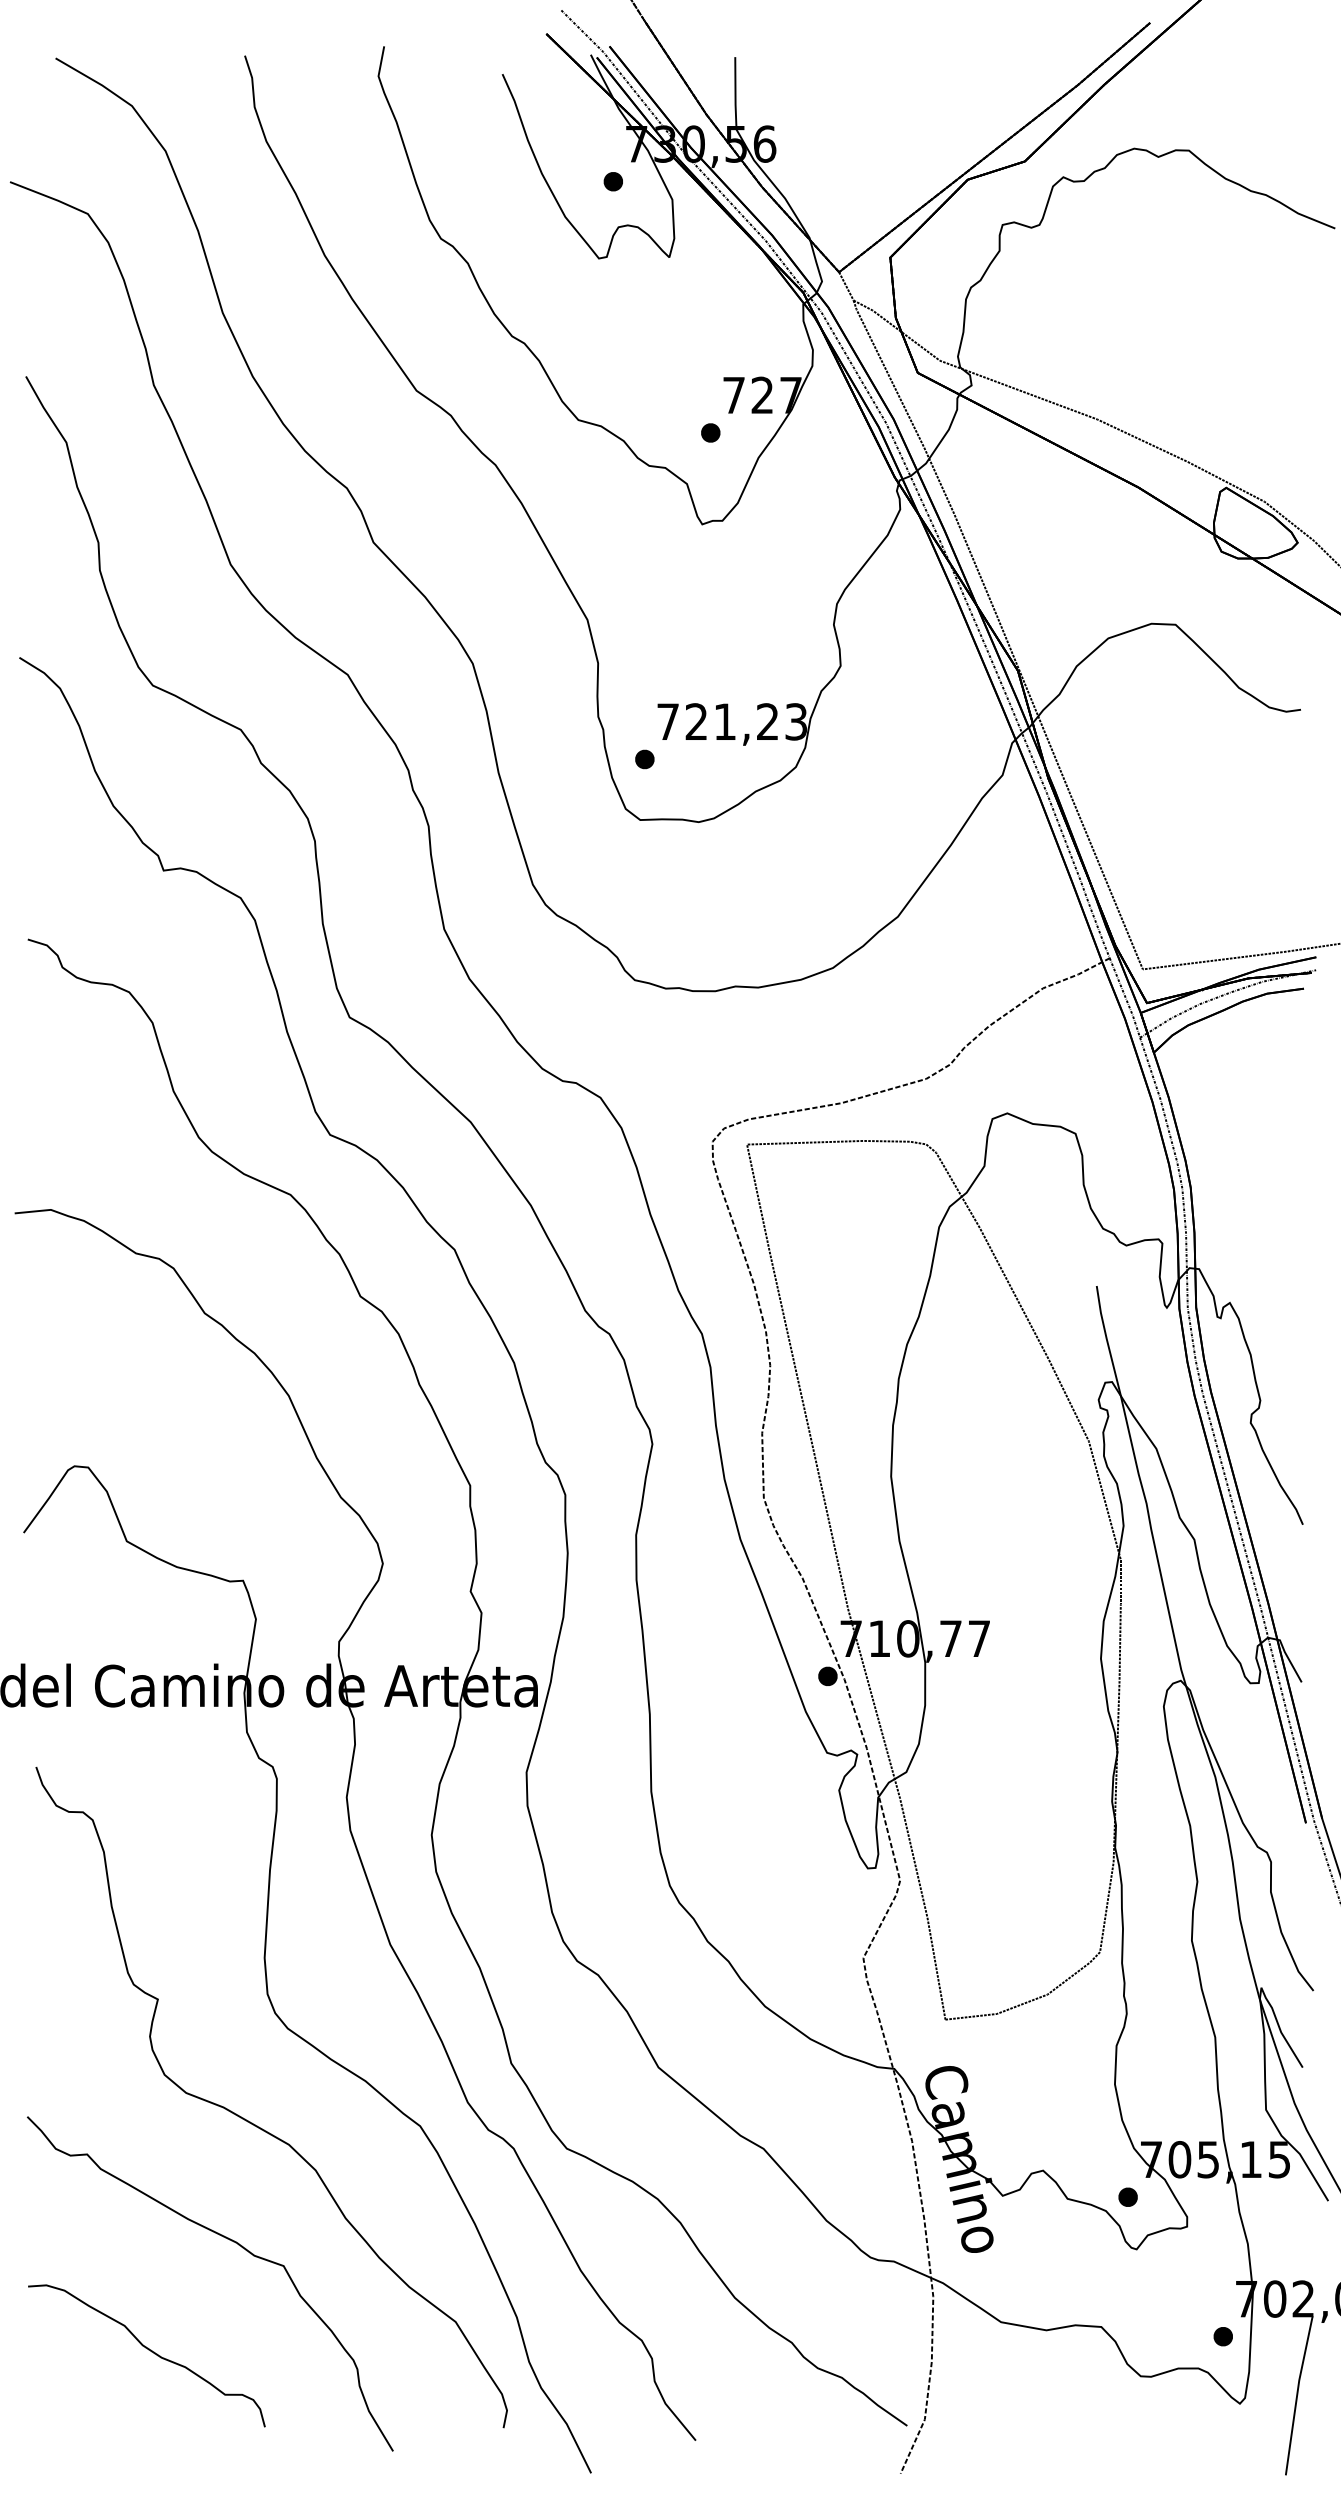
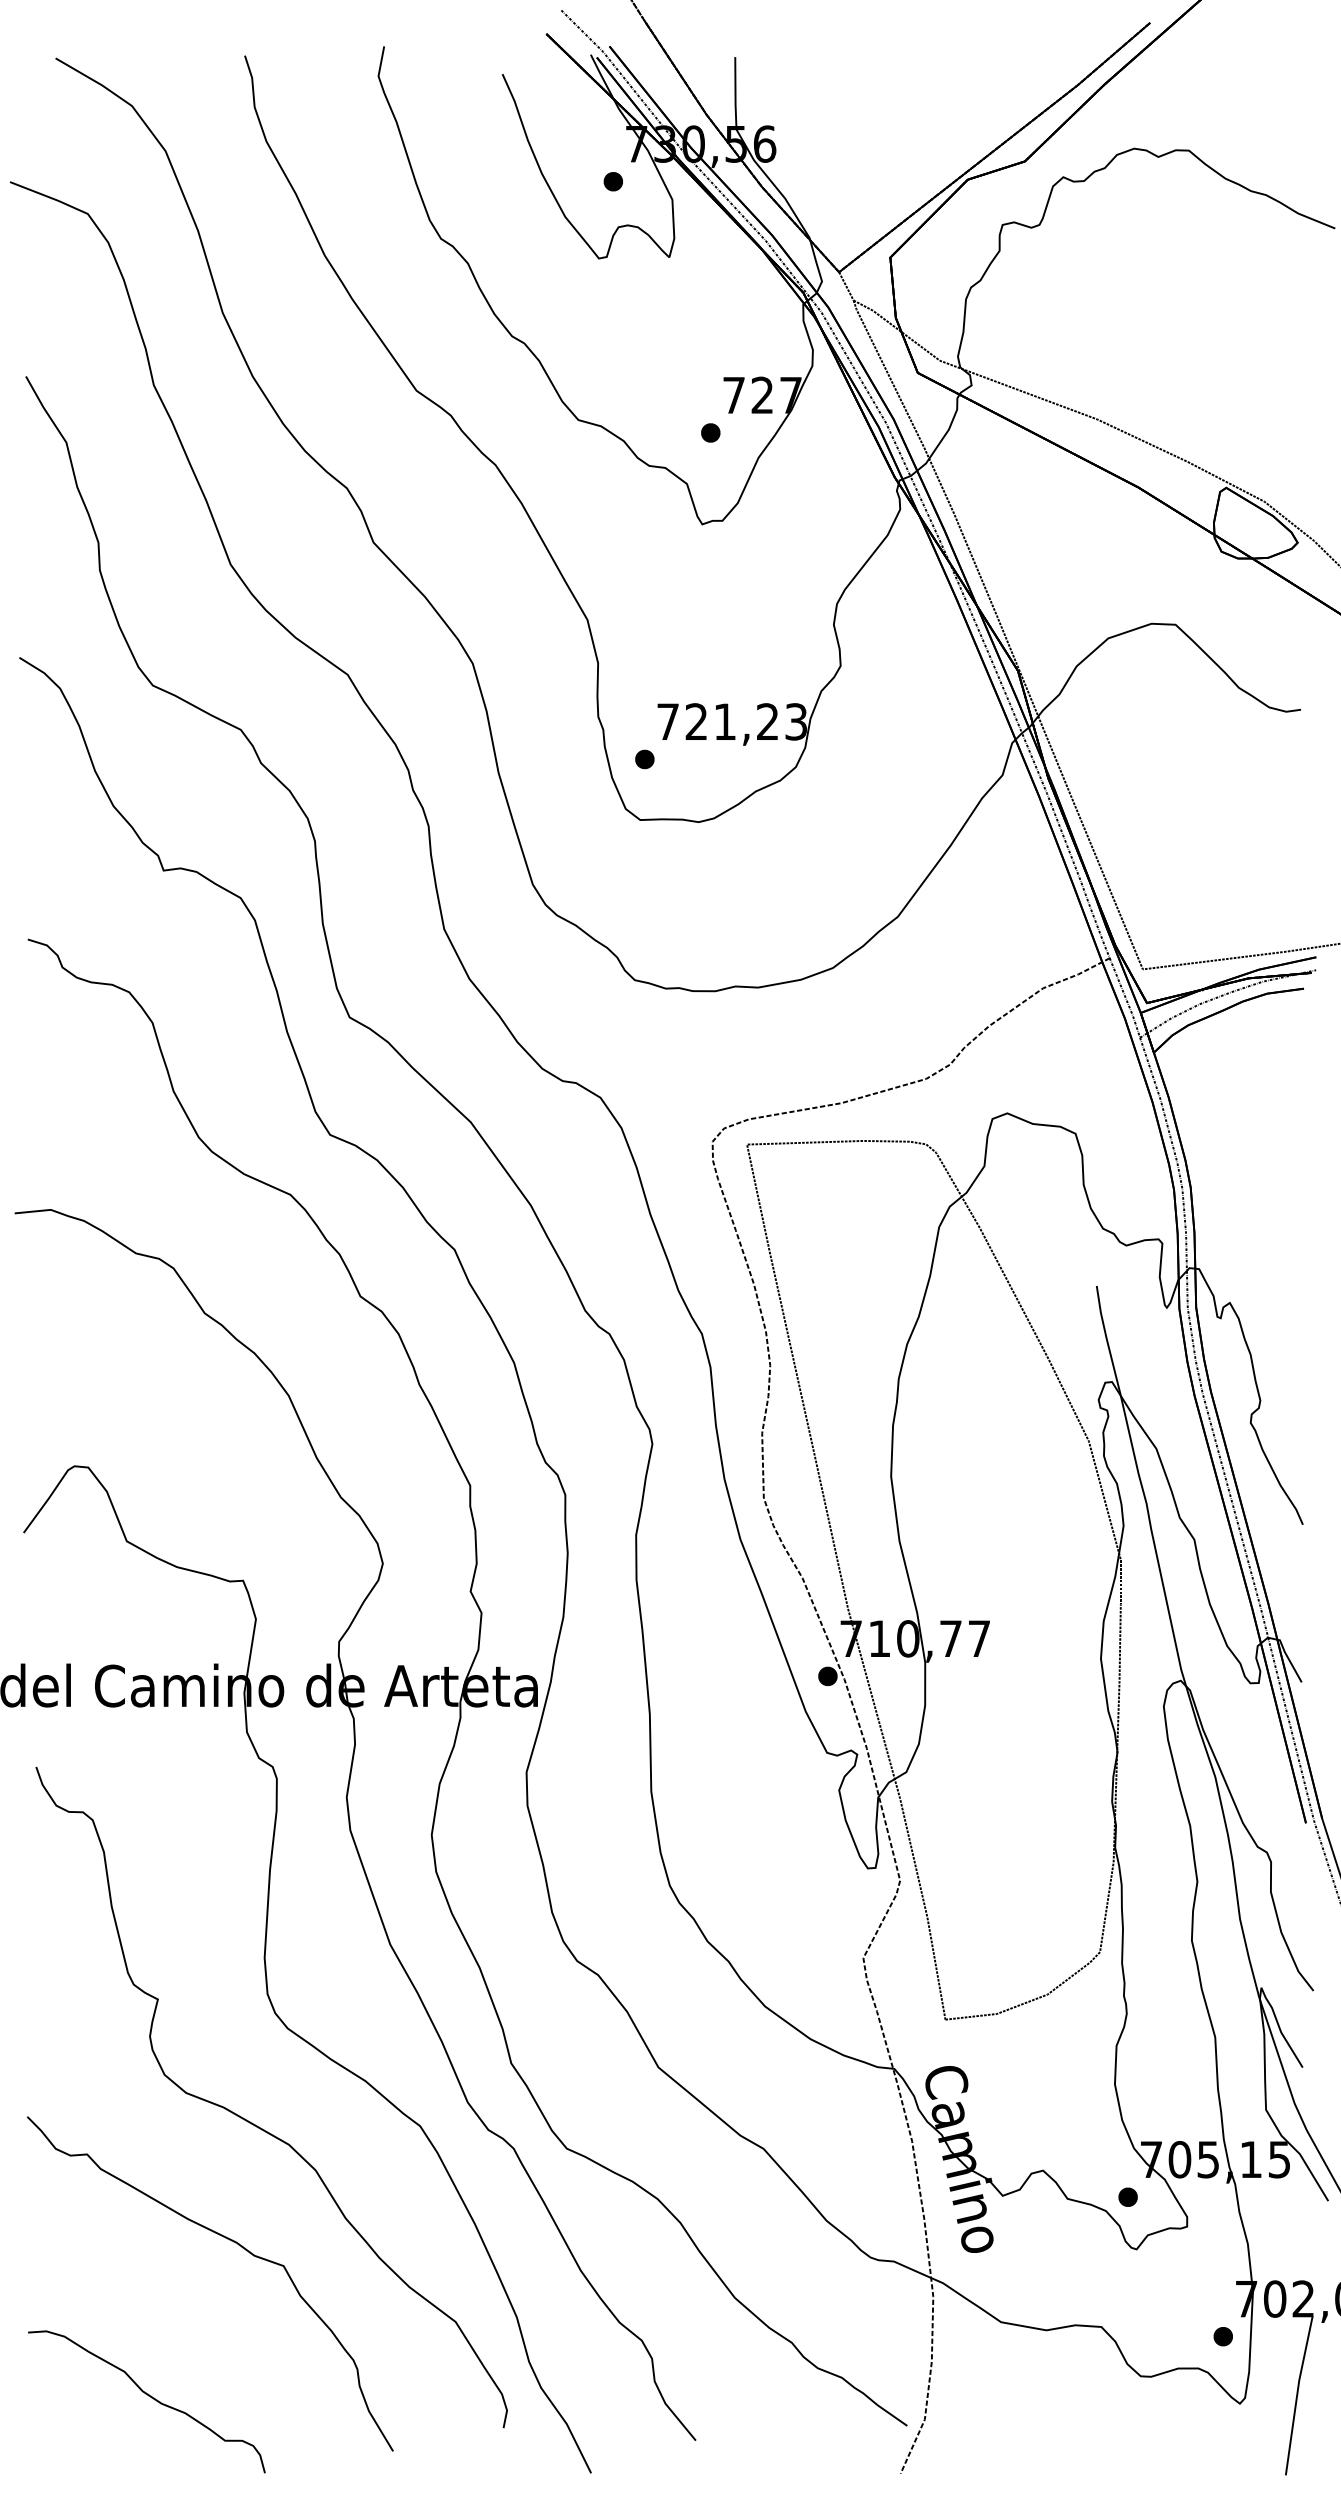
part position: (146, 2355) -> (146, 2401) (146, 2401)
